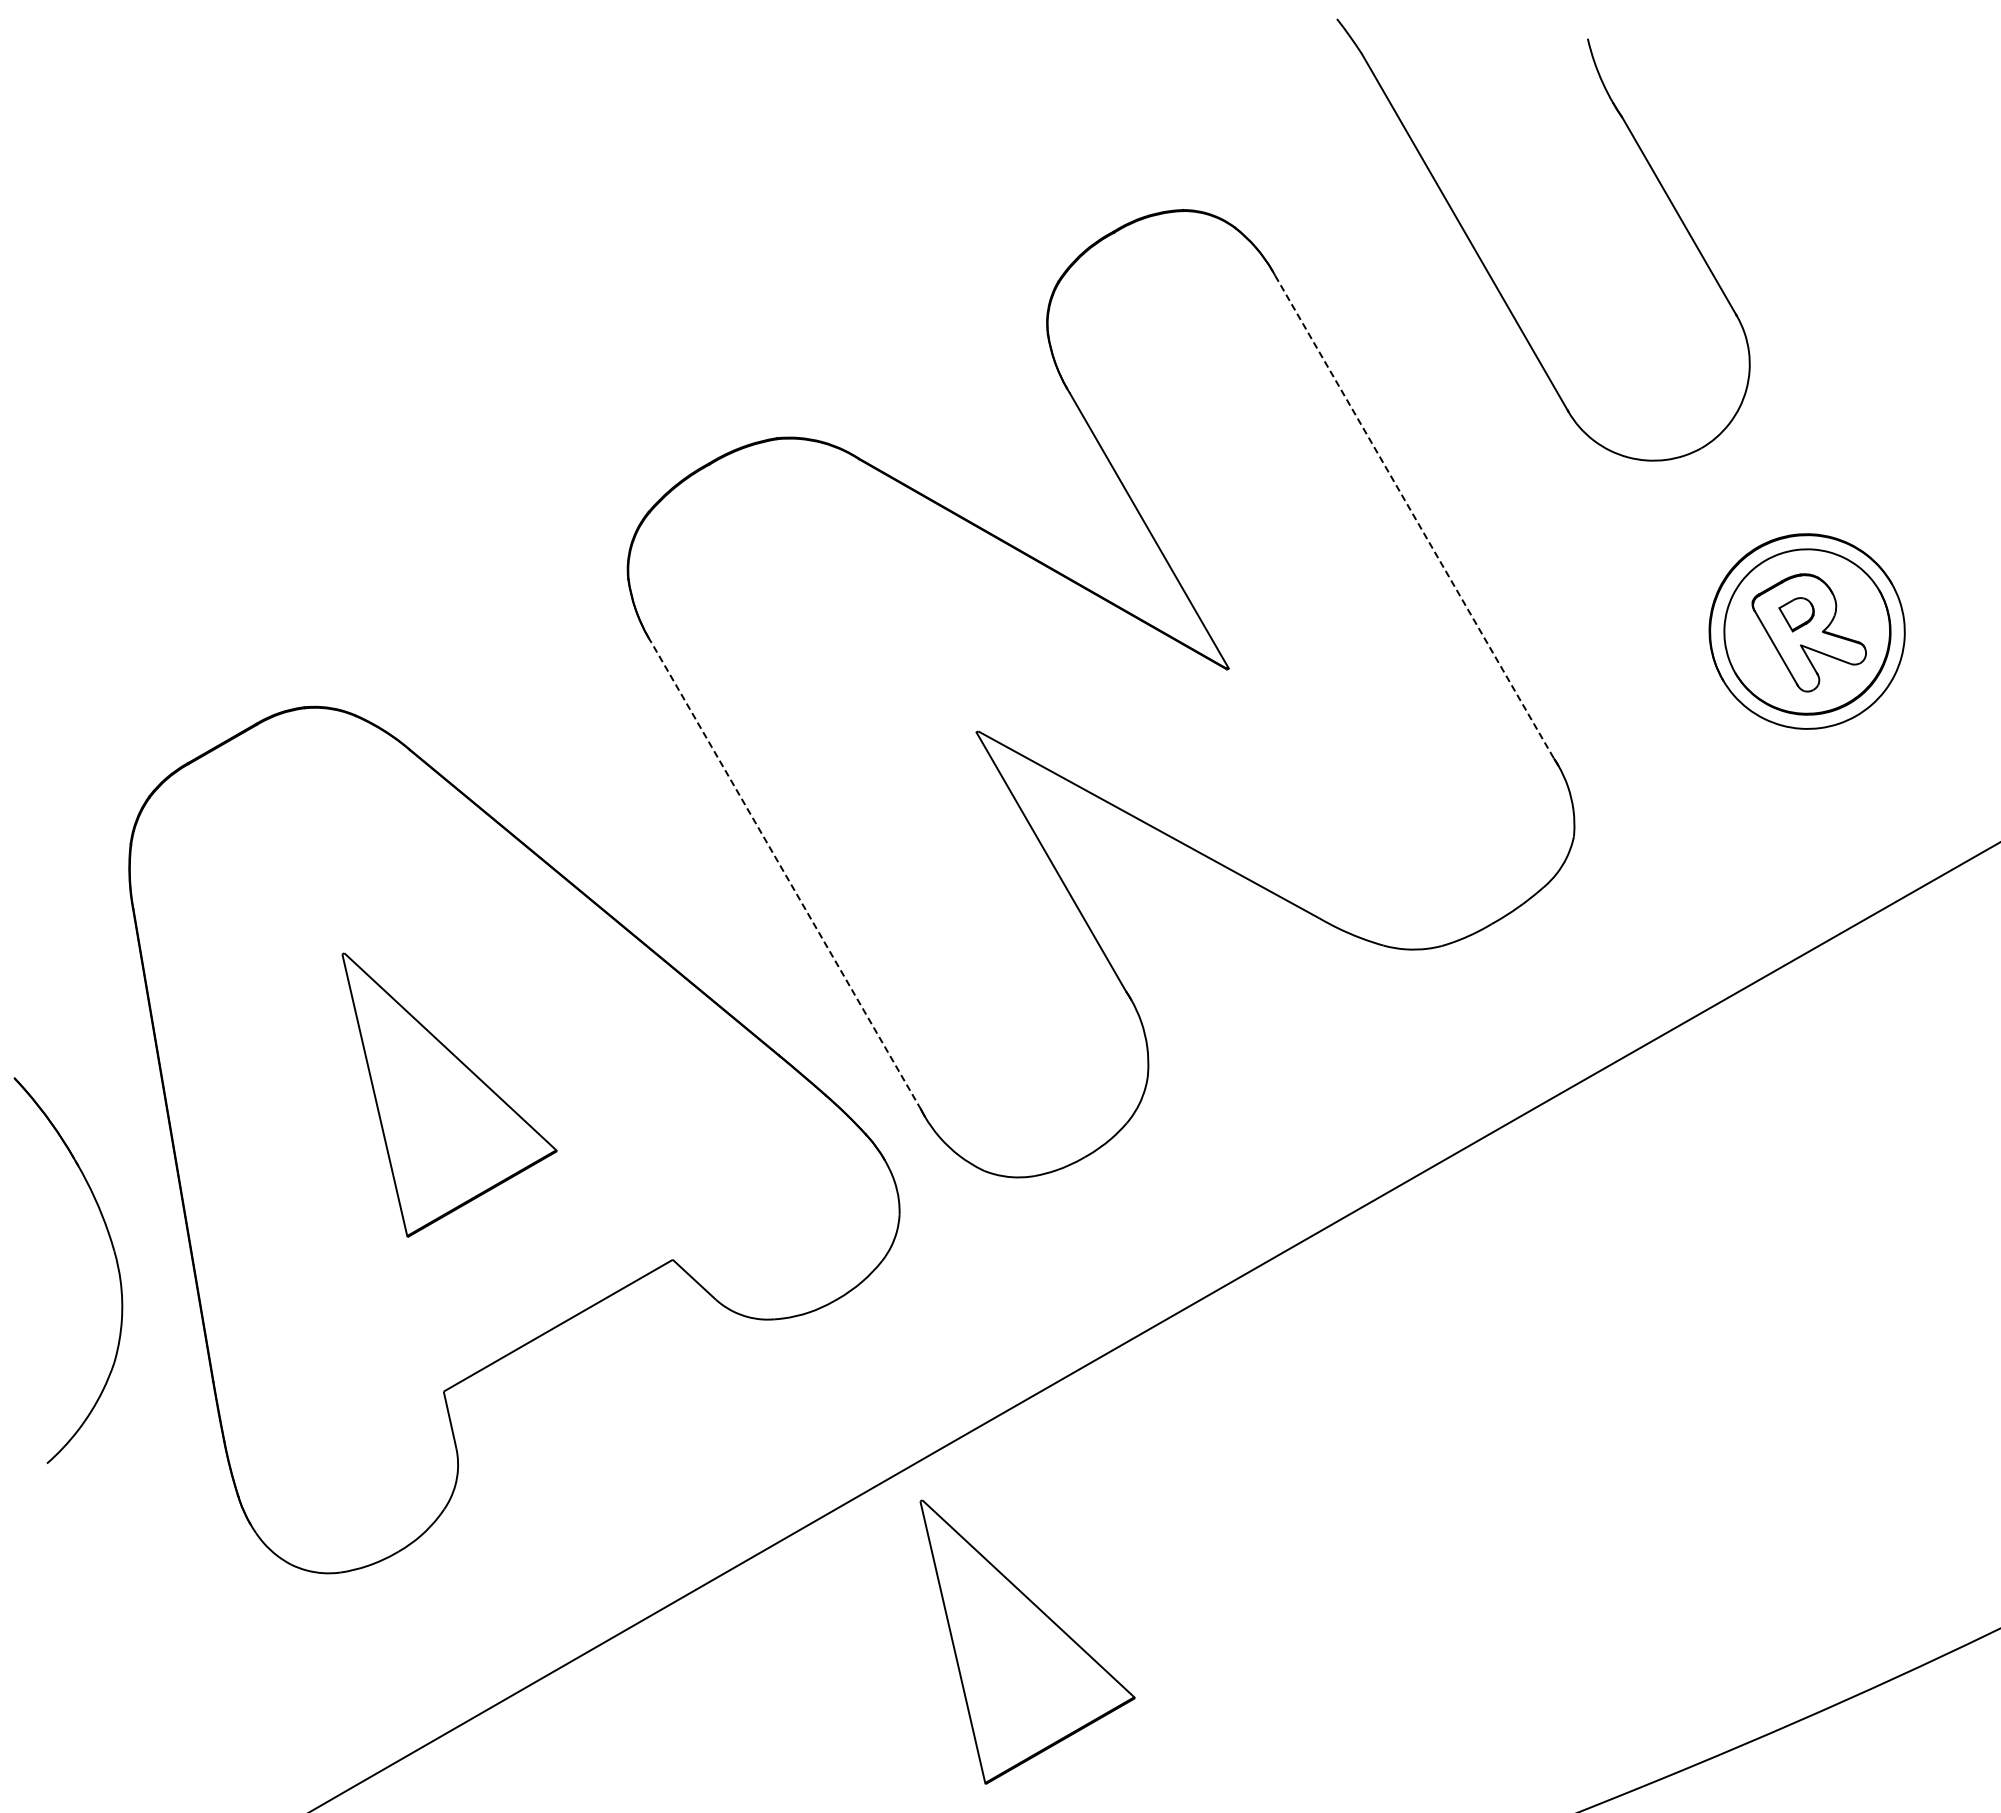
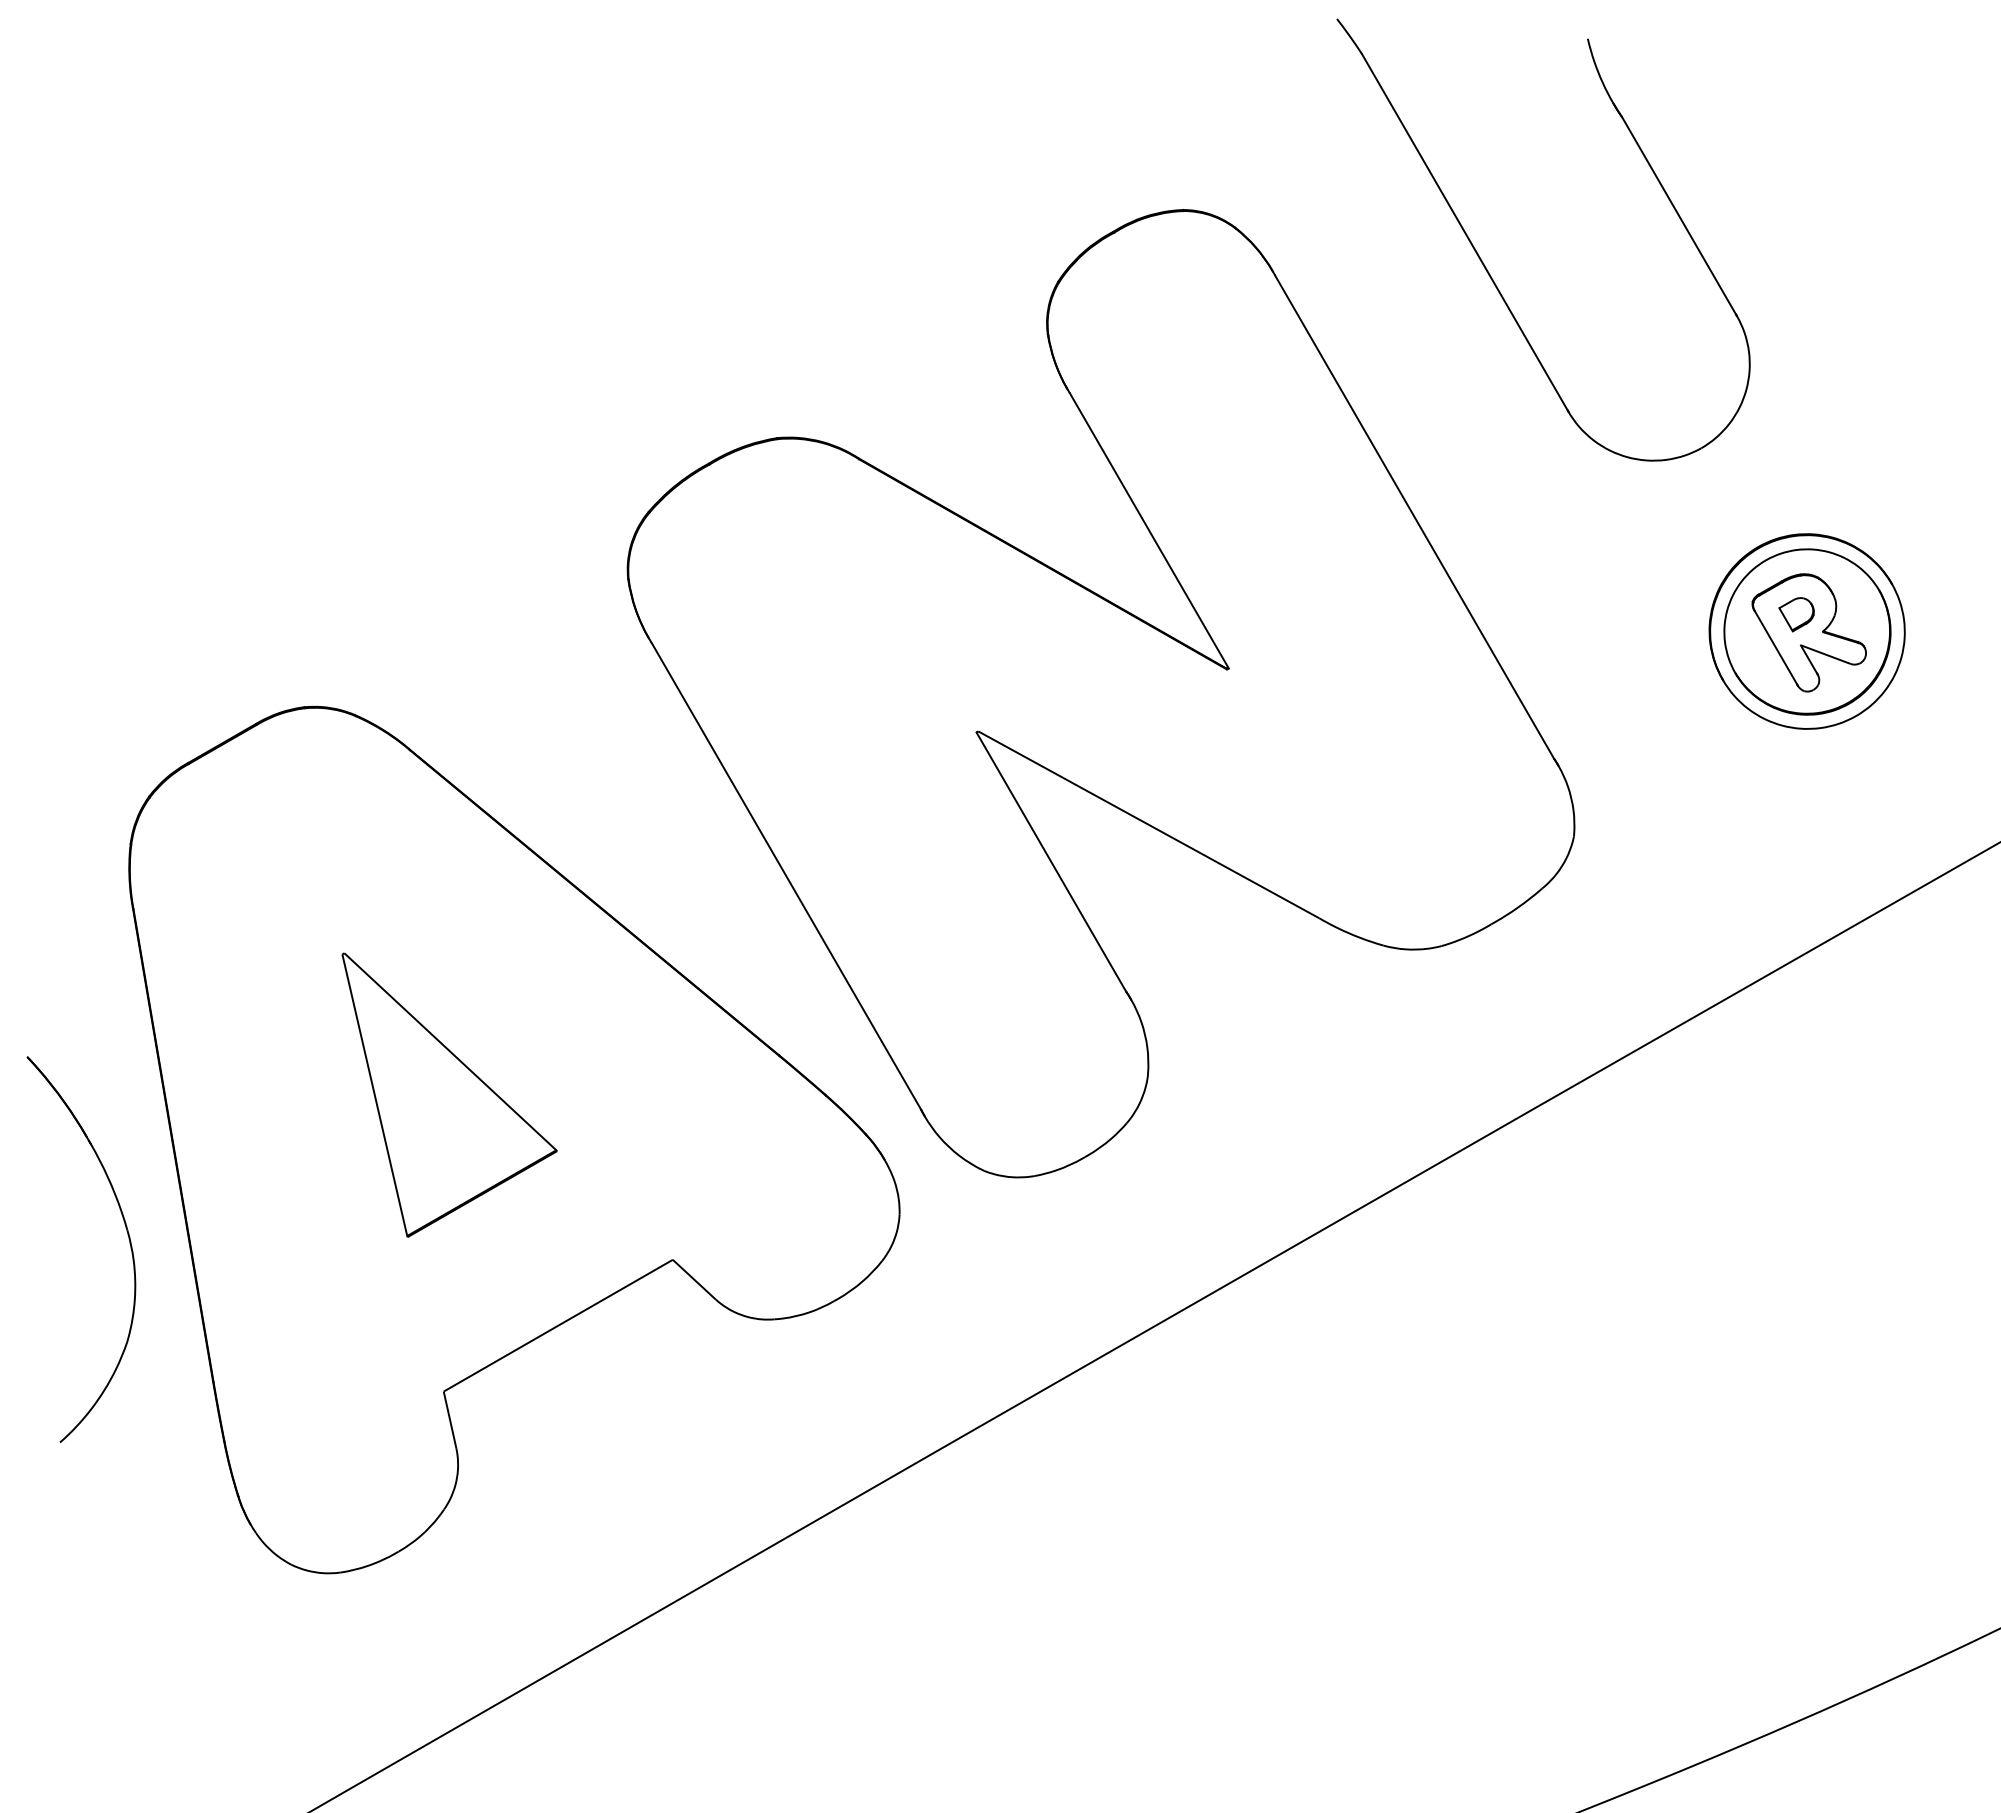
line: dashed -> solid (1415, 517)
line: dashed -> solid (786, 876)
part position: (115, 1260) -> (128, 1239) (128, 1239)
part: present -> none (1027, 1641)
